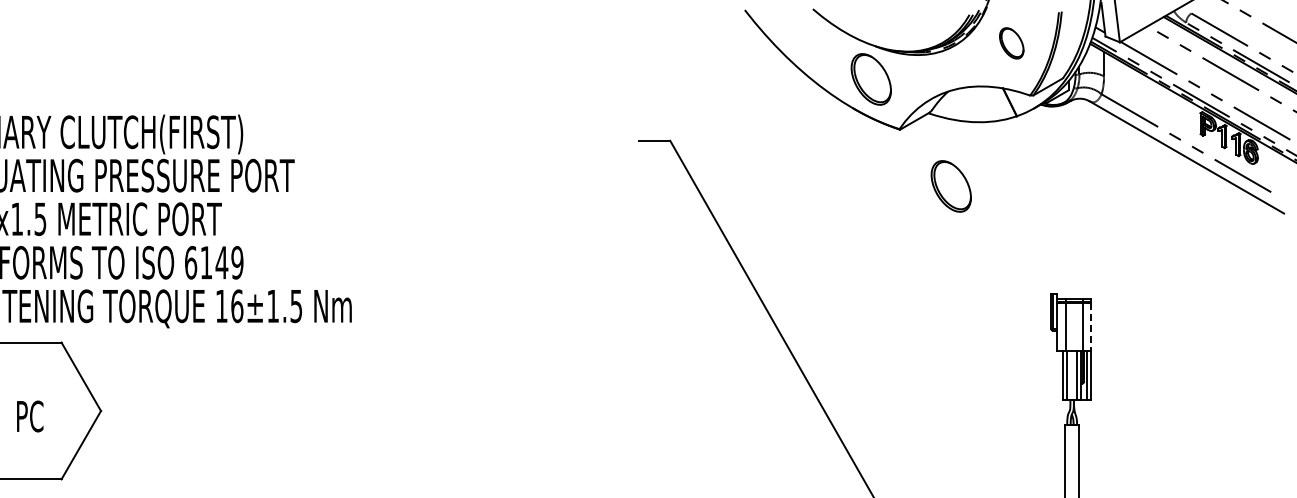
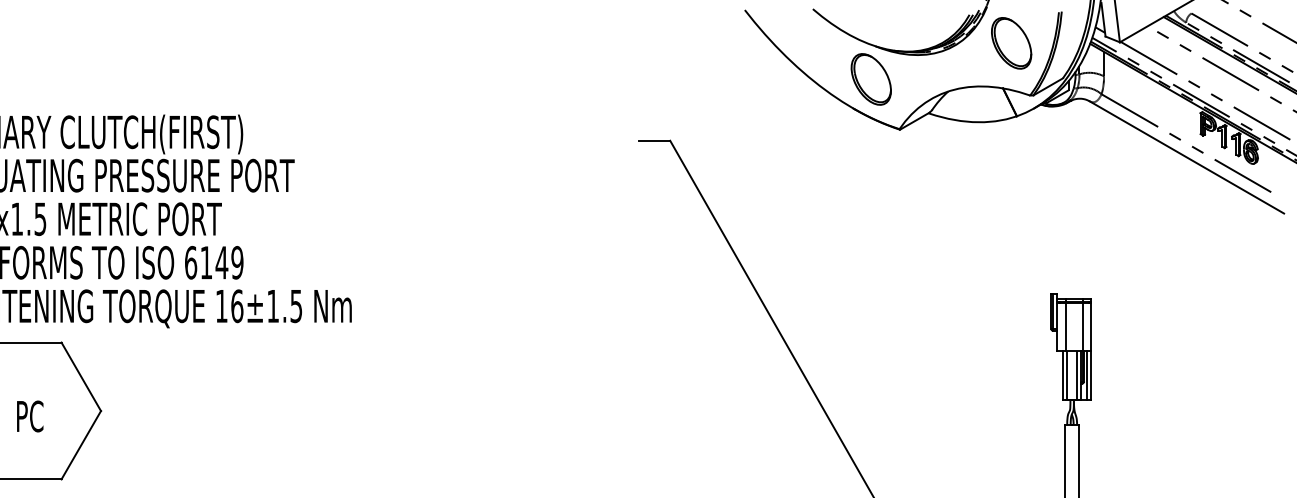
part size: 26x33 px -> 42x53 px (1011, 43)
part: present -> none (950, 186)
line: dashed -> solid (1091, 327)
